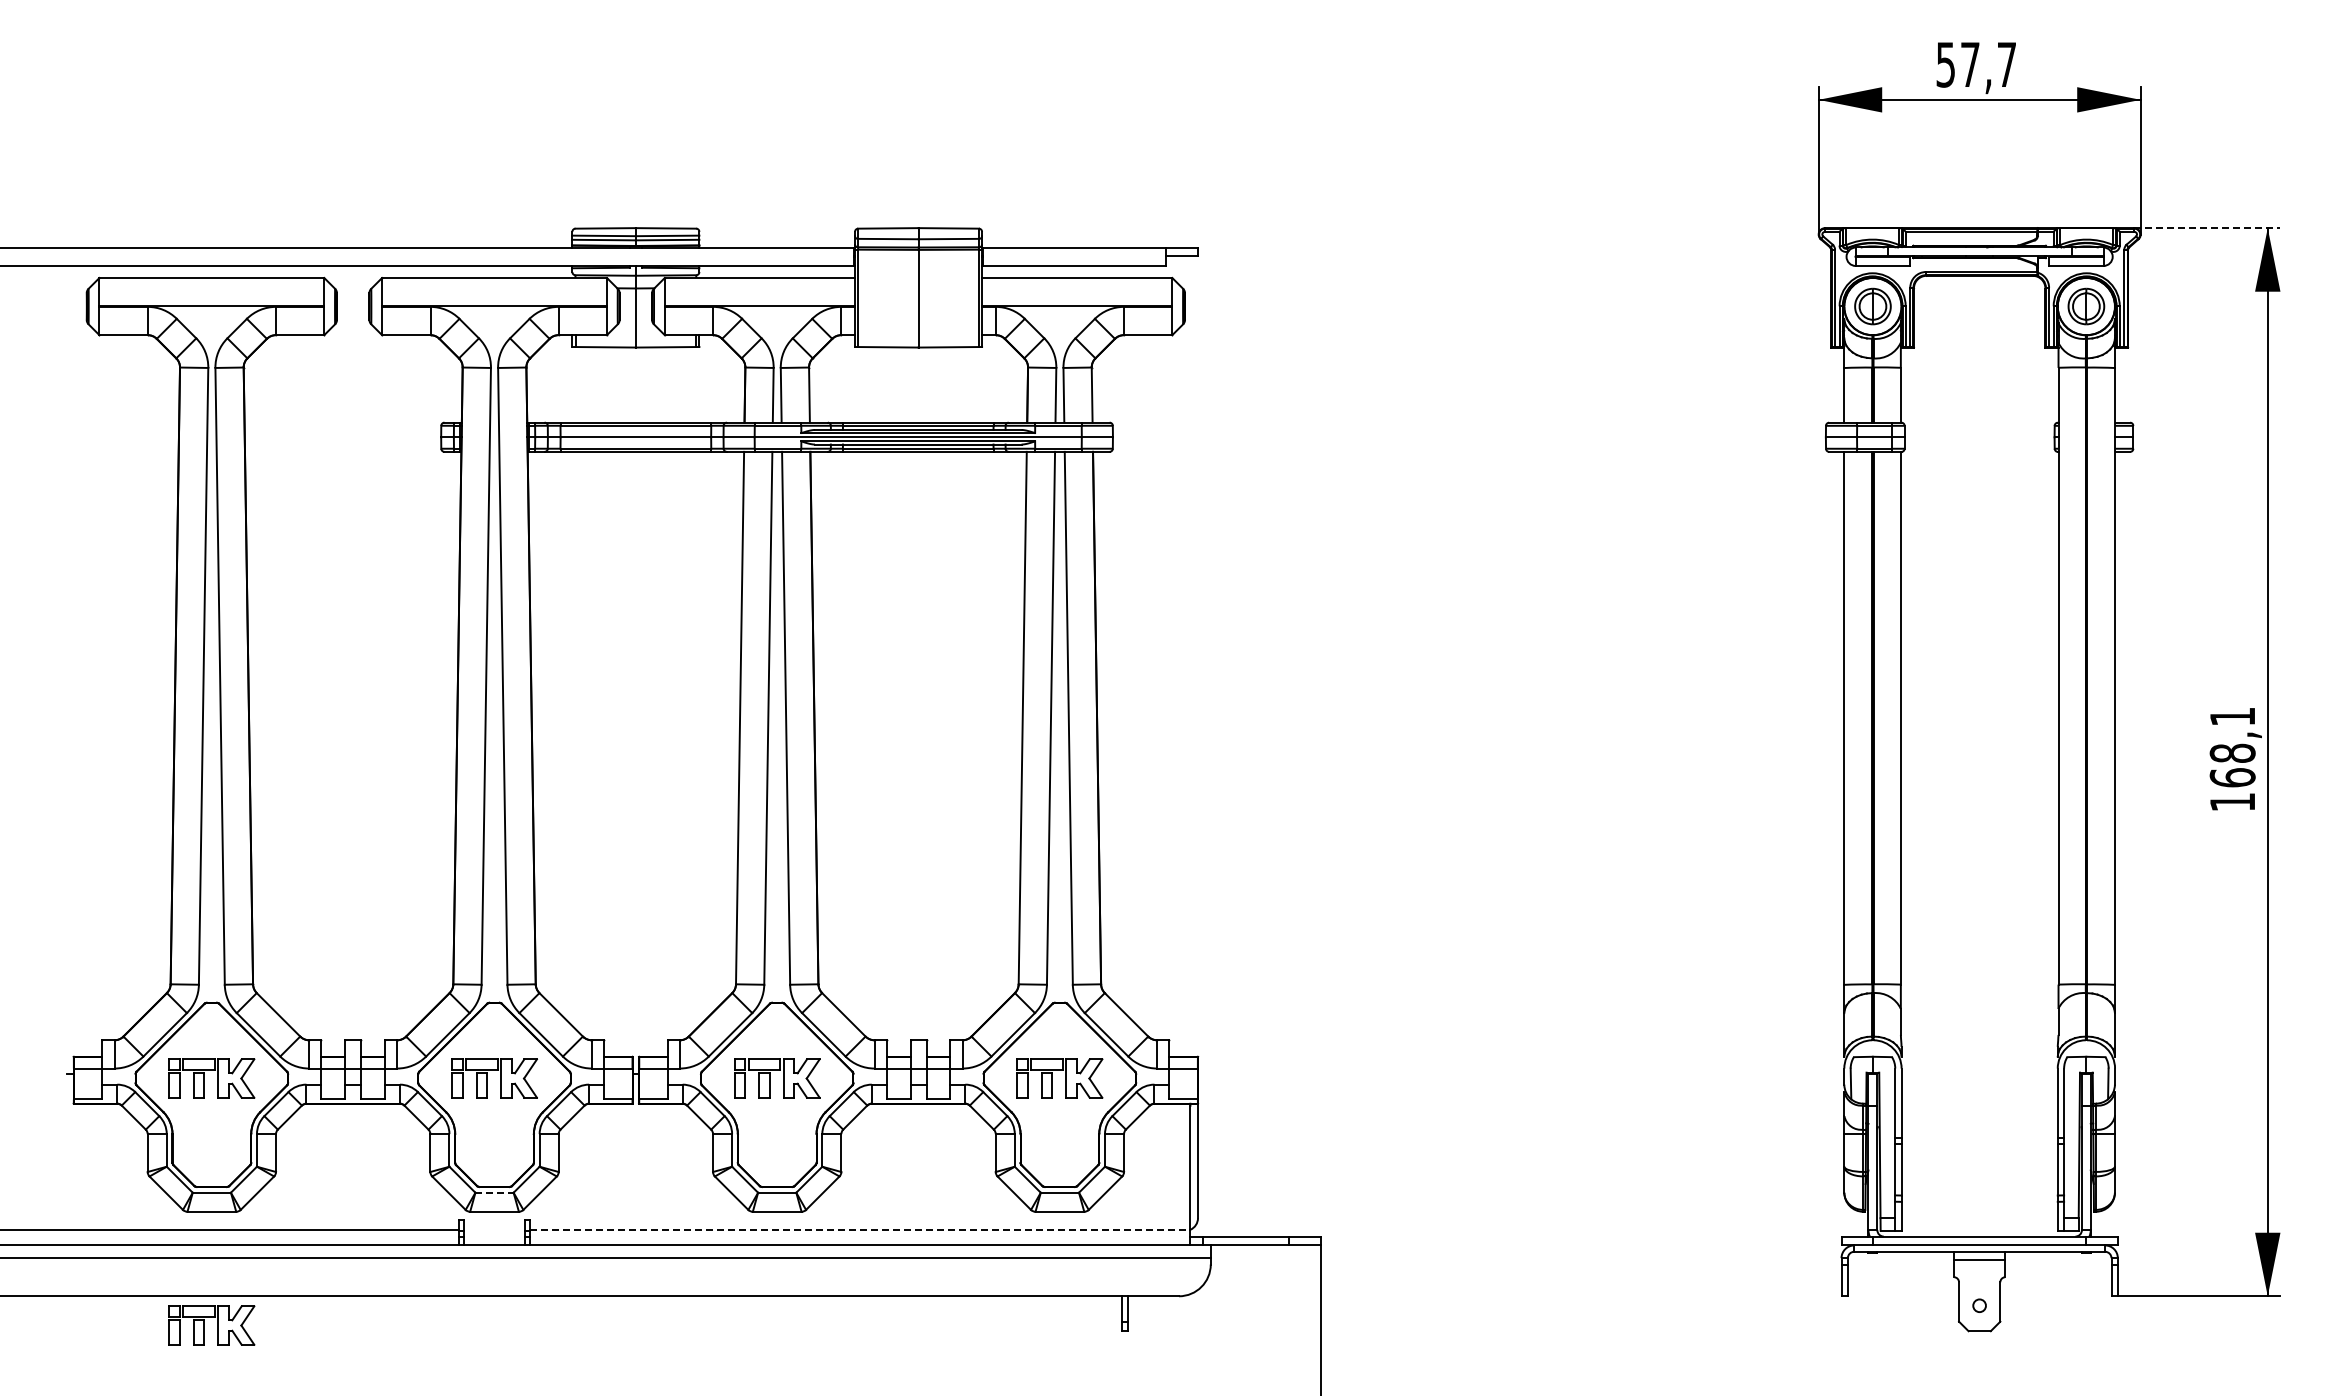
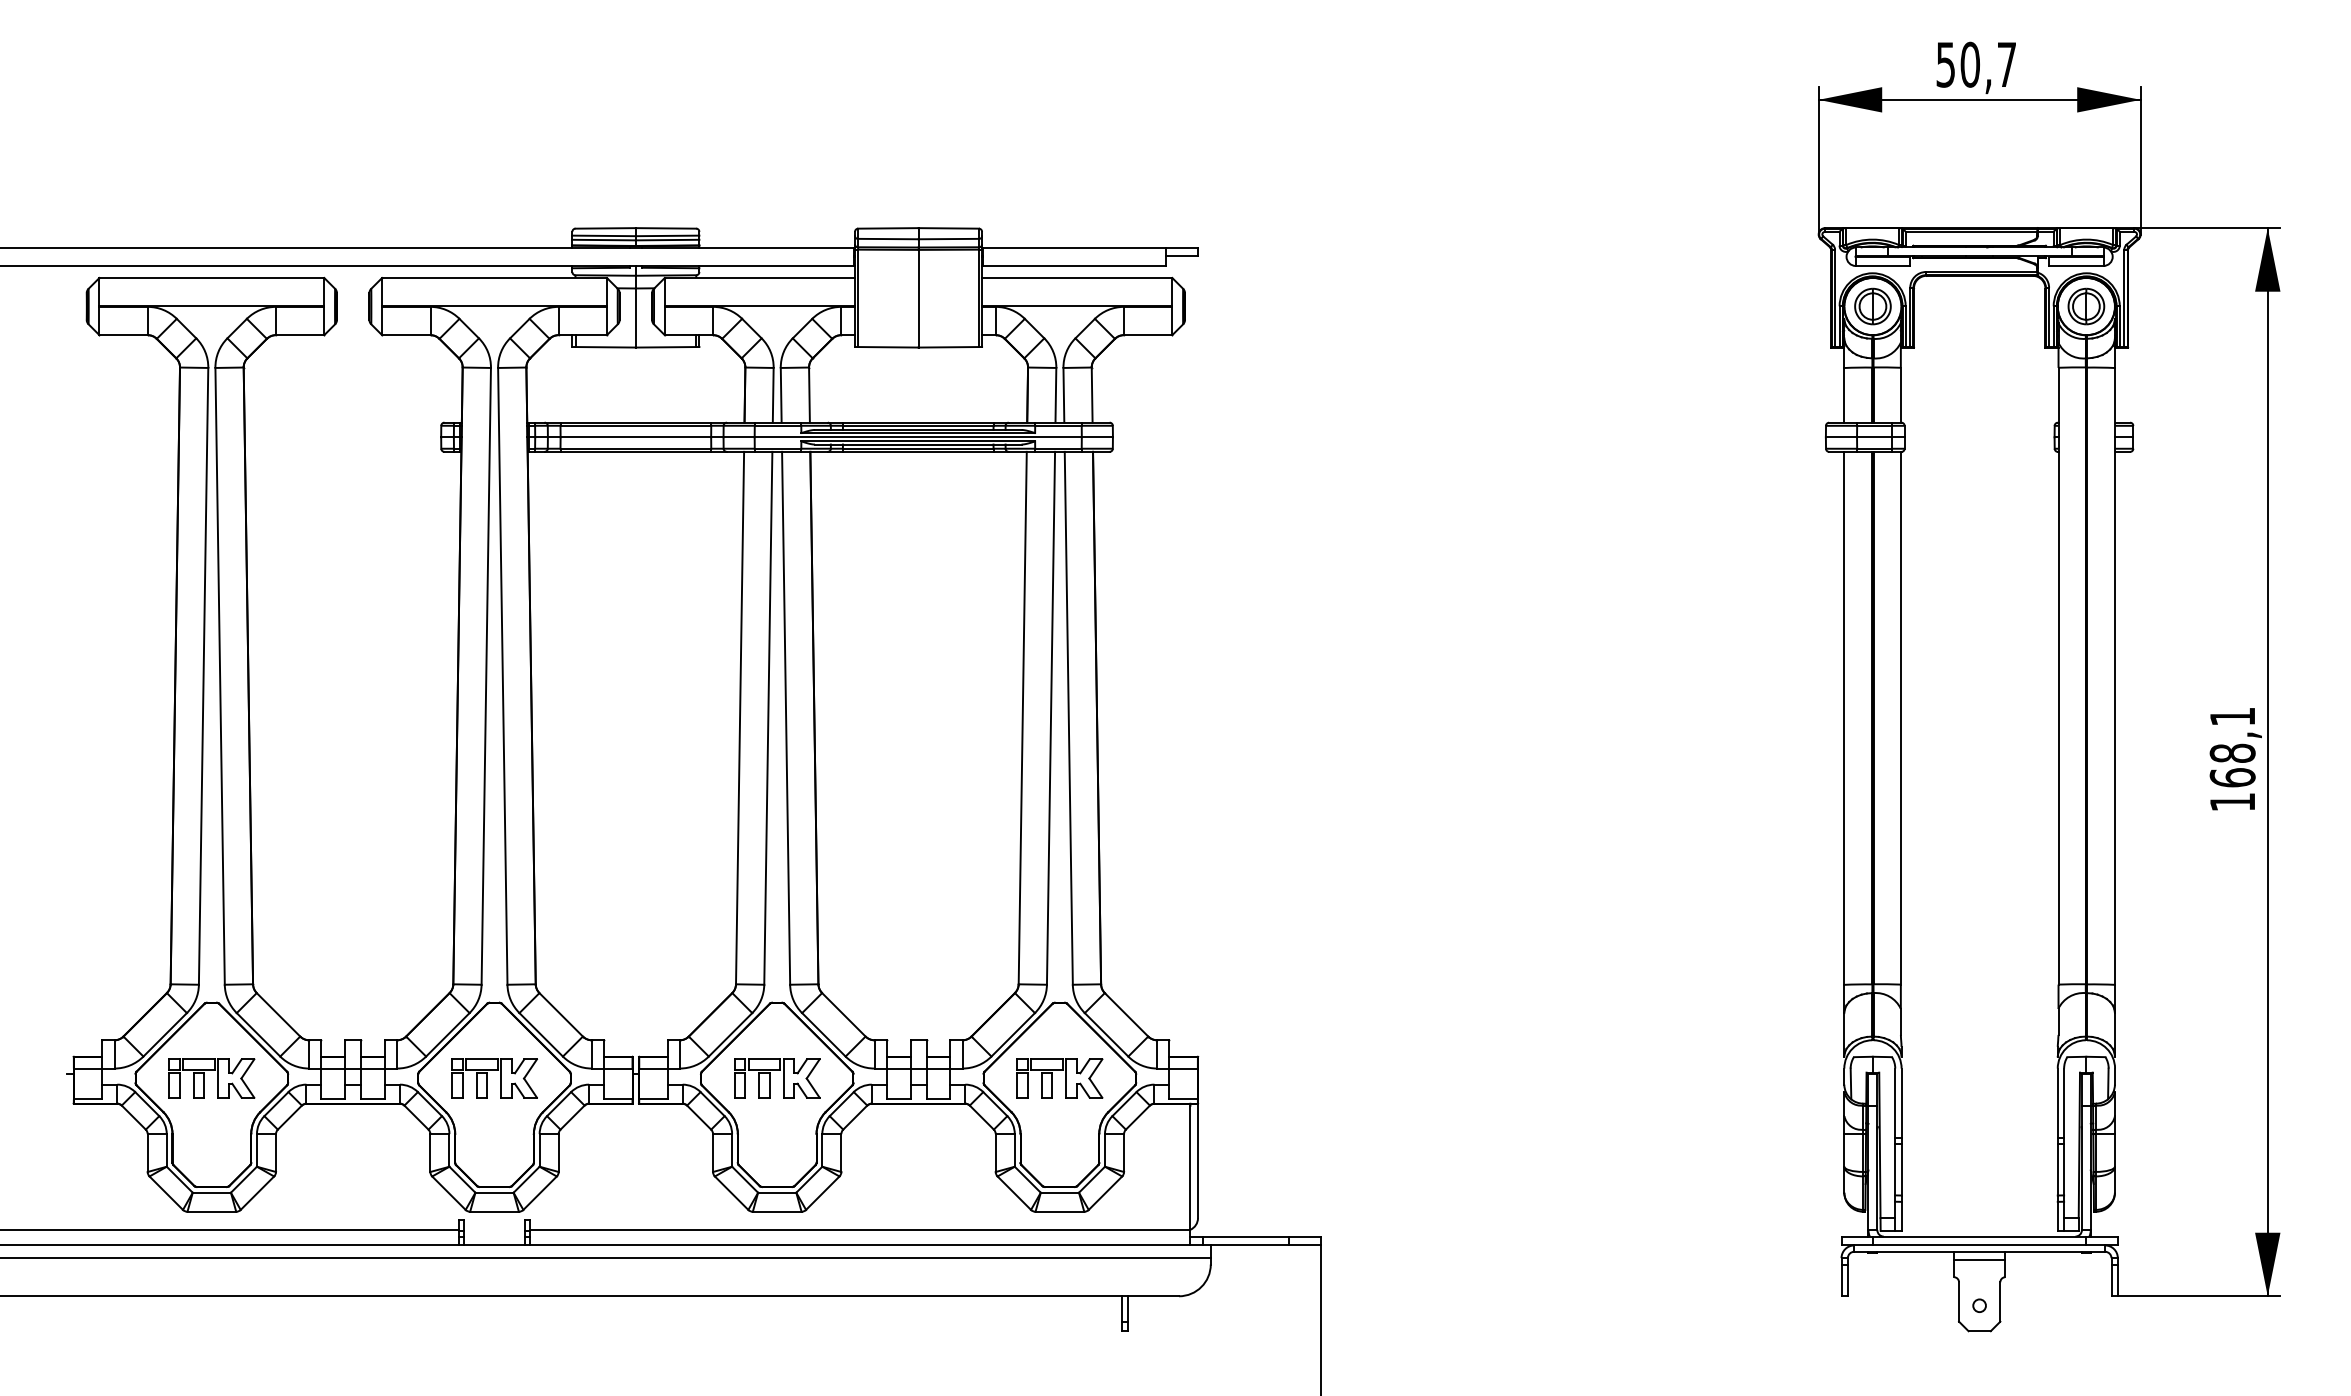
text: 57,7 -> 50,7 (1969, 64)
line: dashed -> solid (2207, 228)
line: dashed -> solid (495, 1192)
line: dashed -> solid (860, 1230)
part: present -> none (211, 1325)
